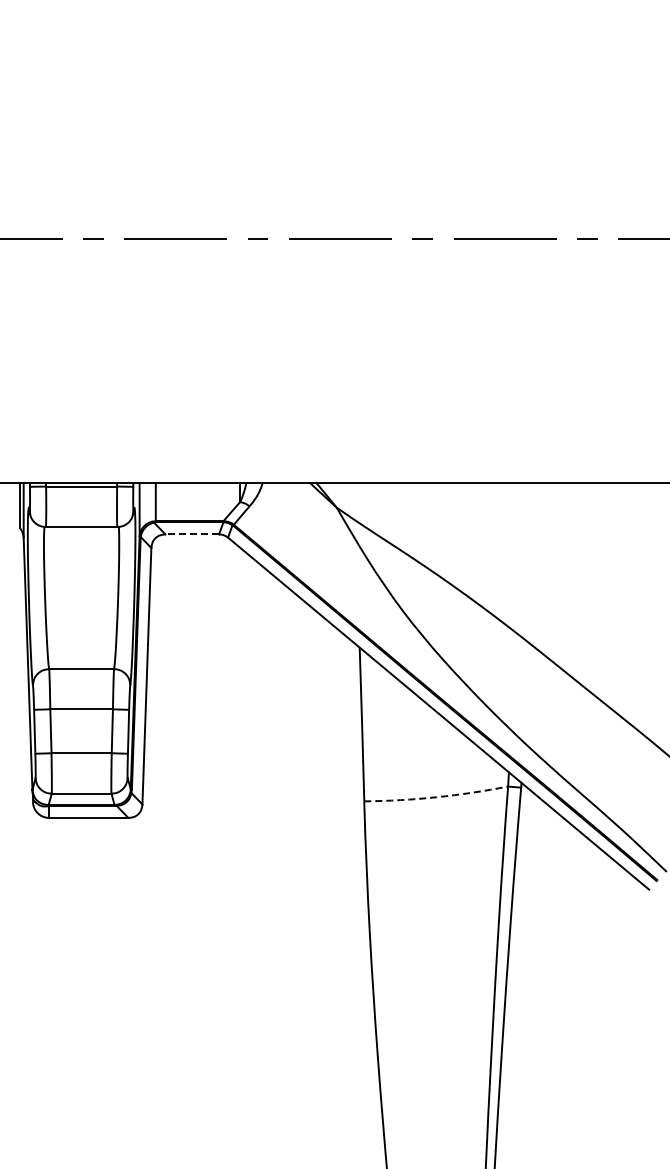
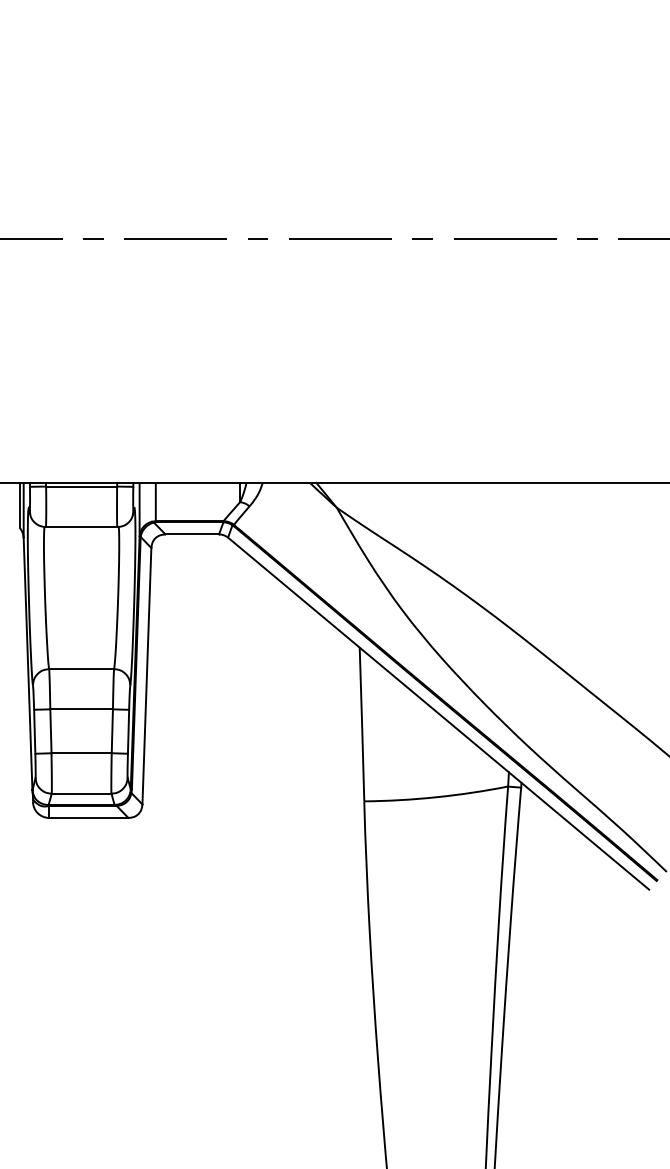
line: dashed -> solid (192, 534)
arc: dashed -> solid (436, 797)
